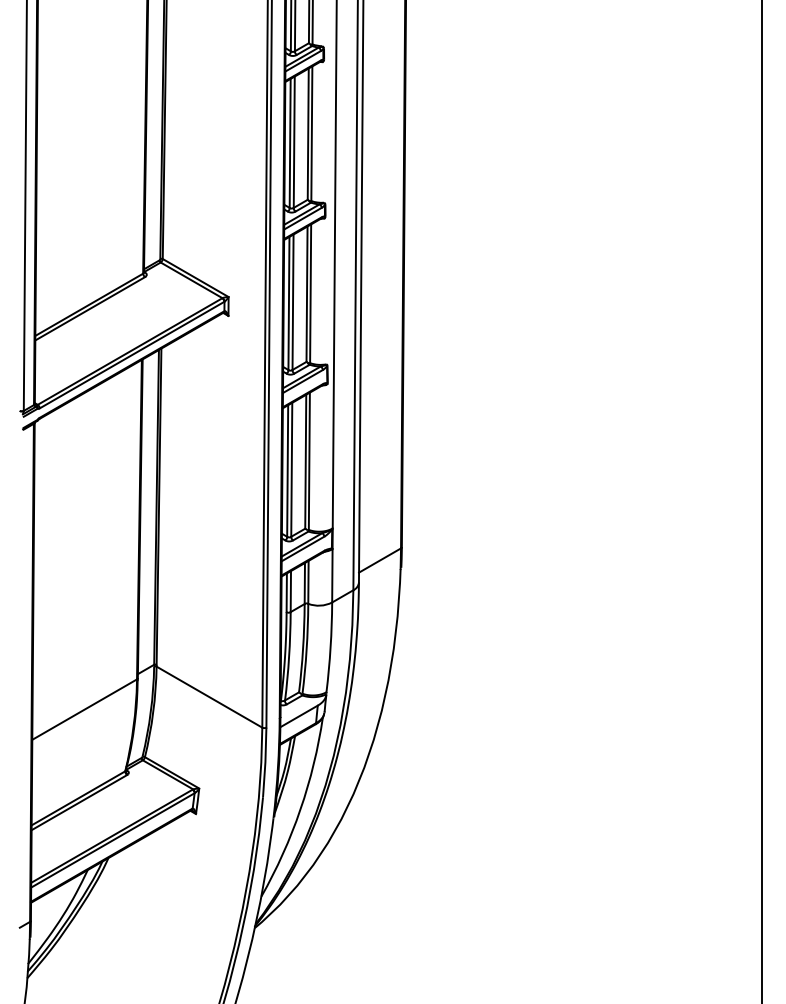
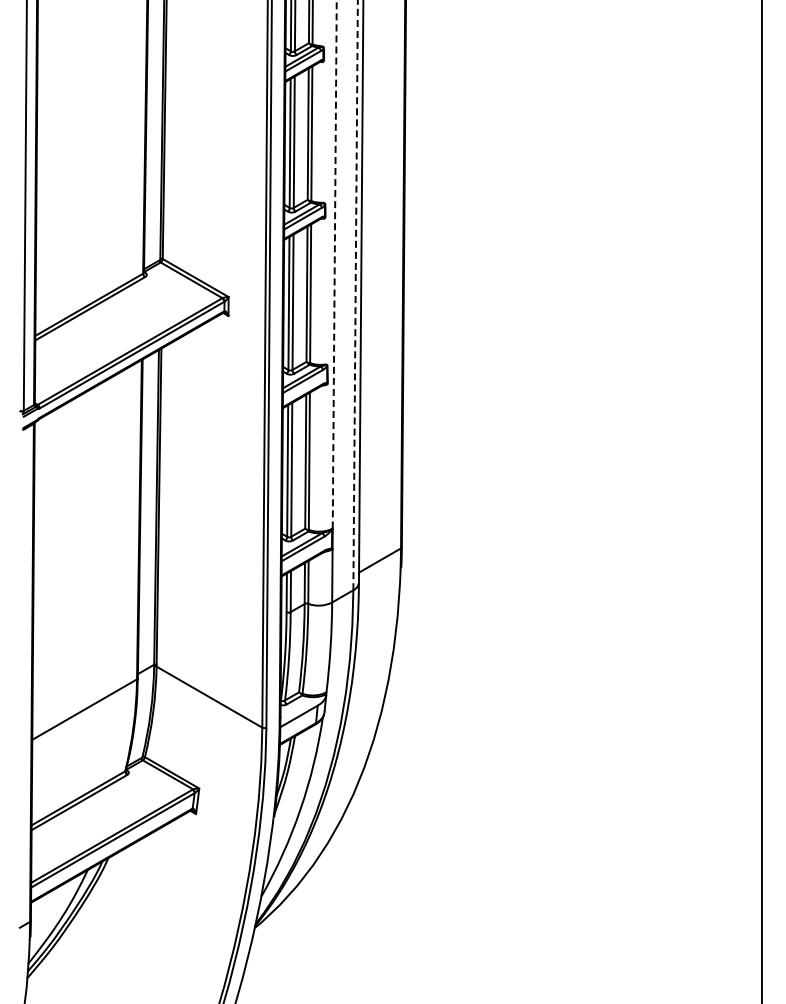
line: solid -> dashed (334, 264)
line: solid -> dashed (355, 295)
